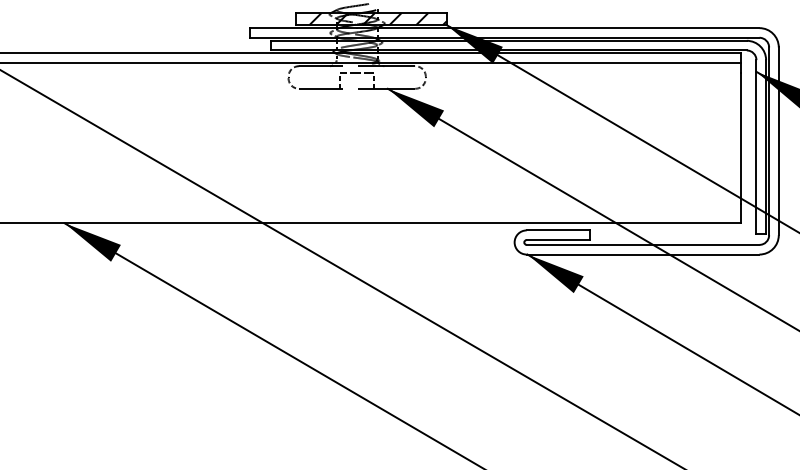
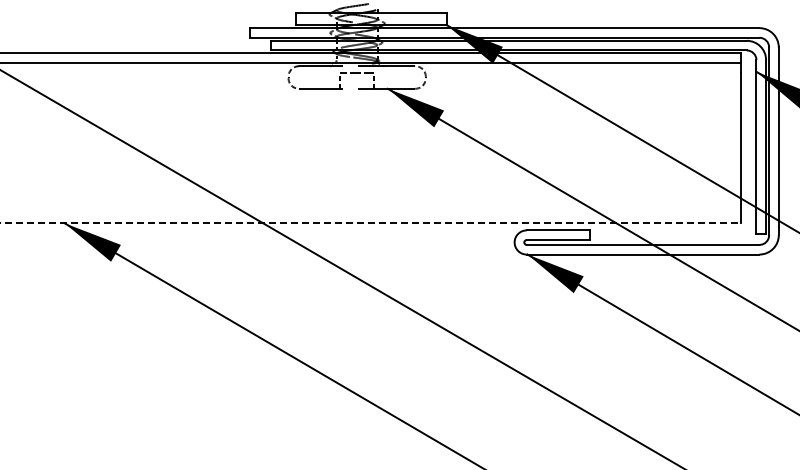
hatch: present -> none (377, 19)
line: solid -> dashed (371, 223)
